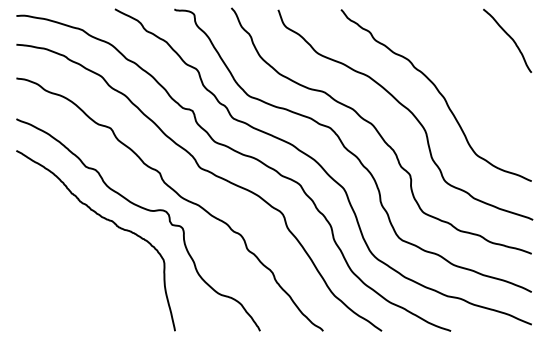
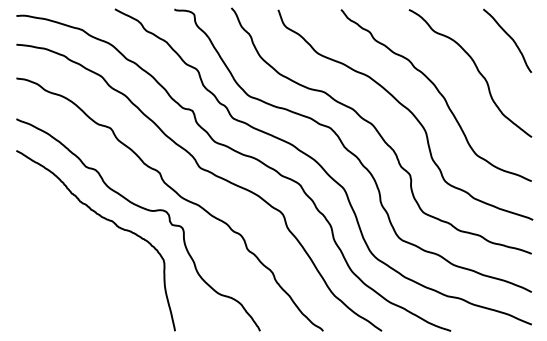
curve: none -> present (476, 69)
